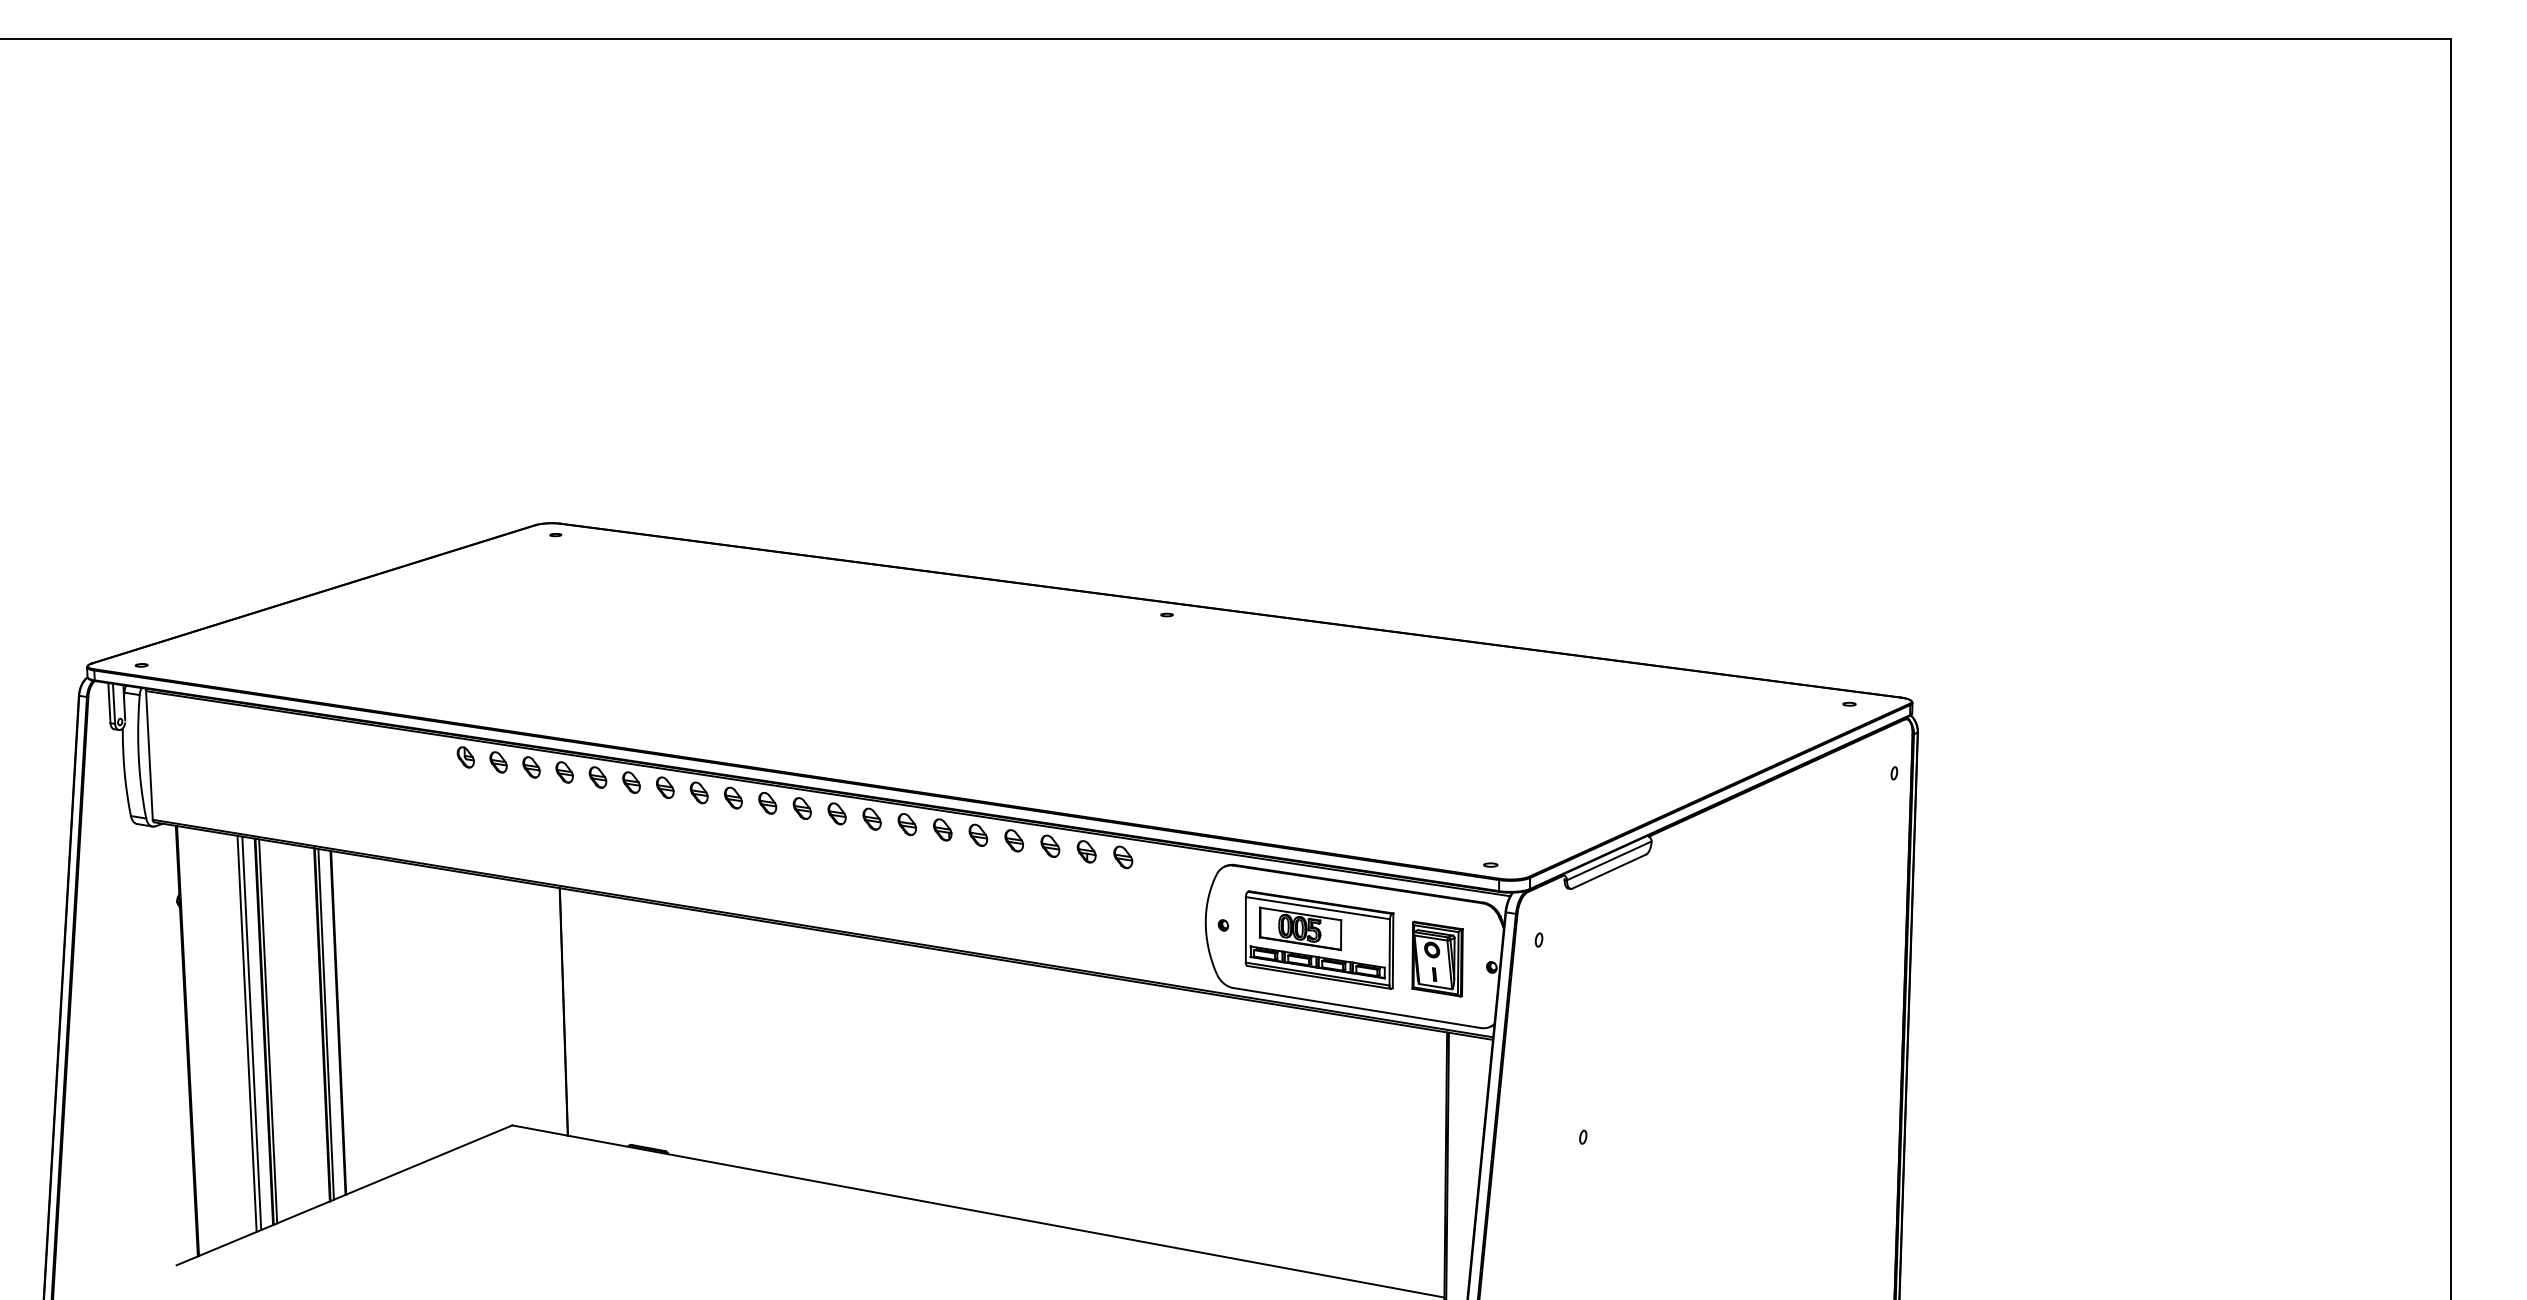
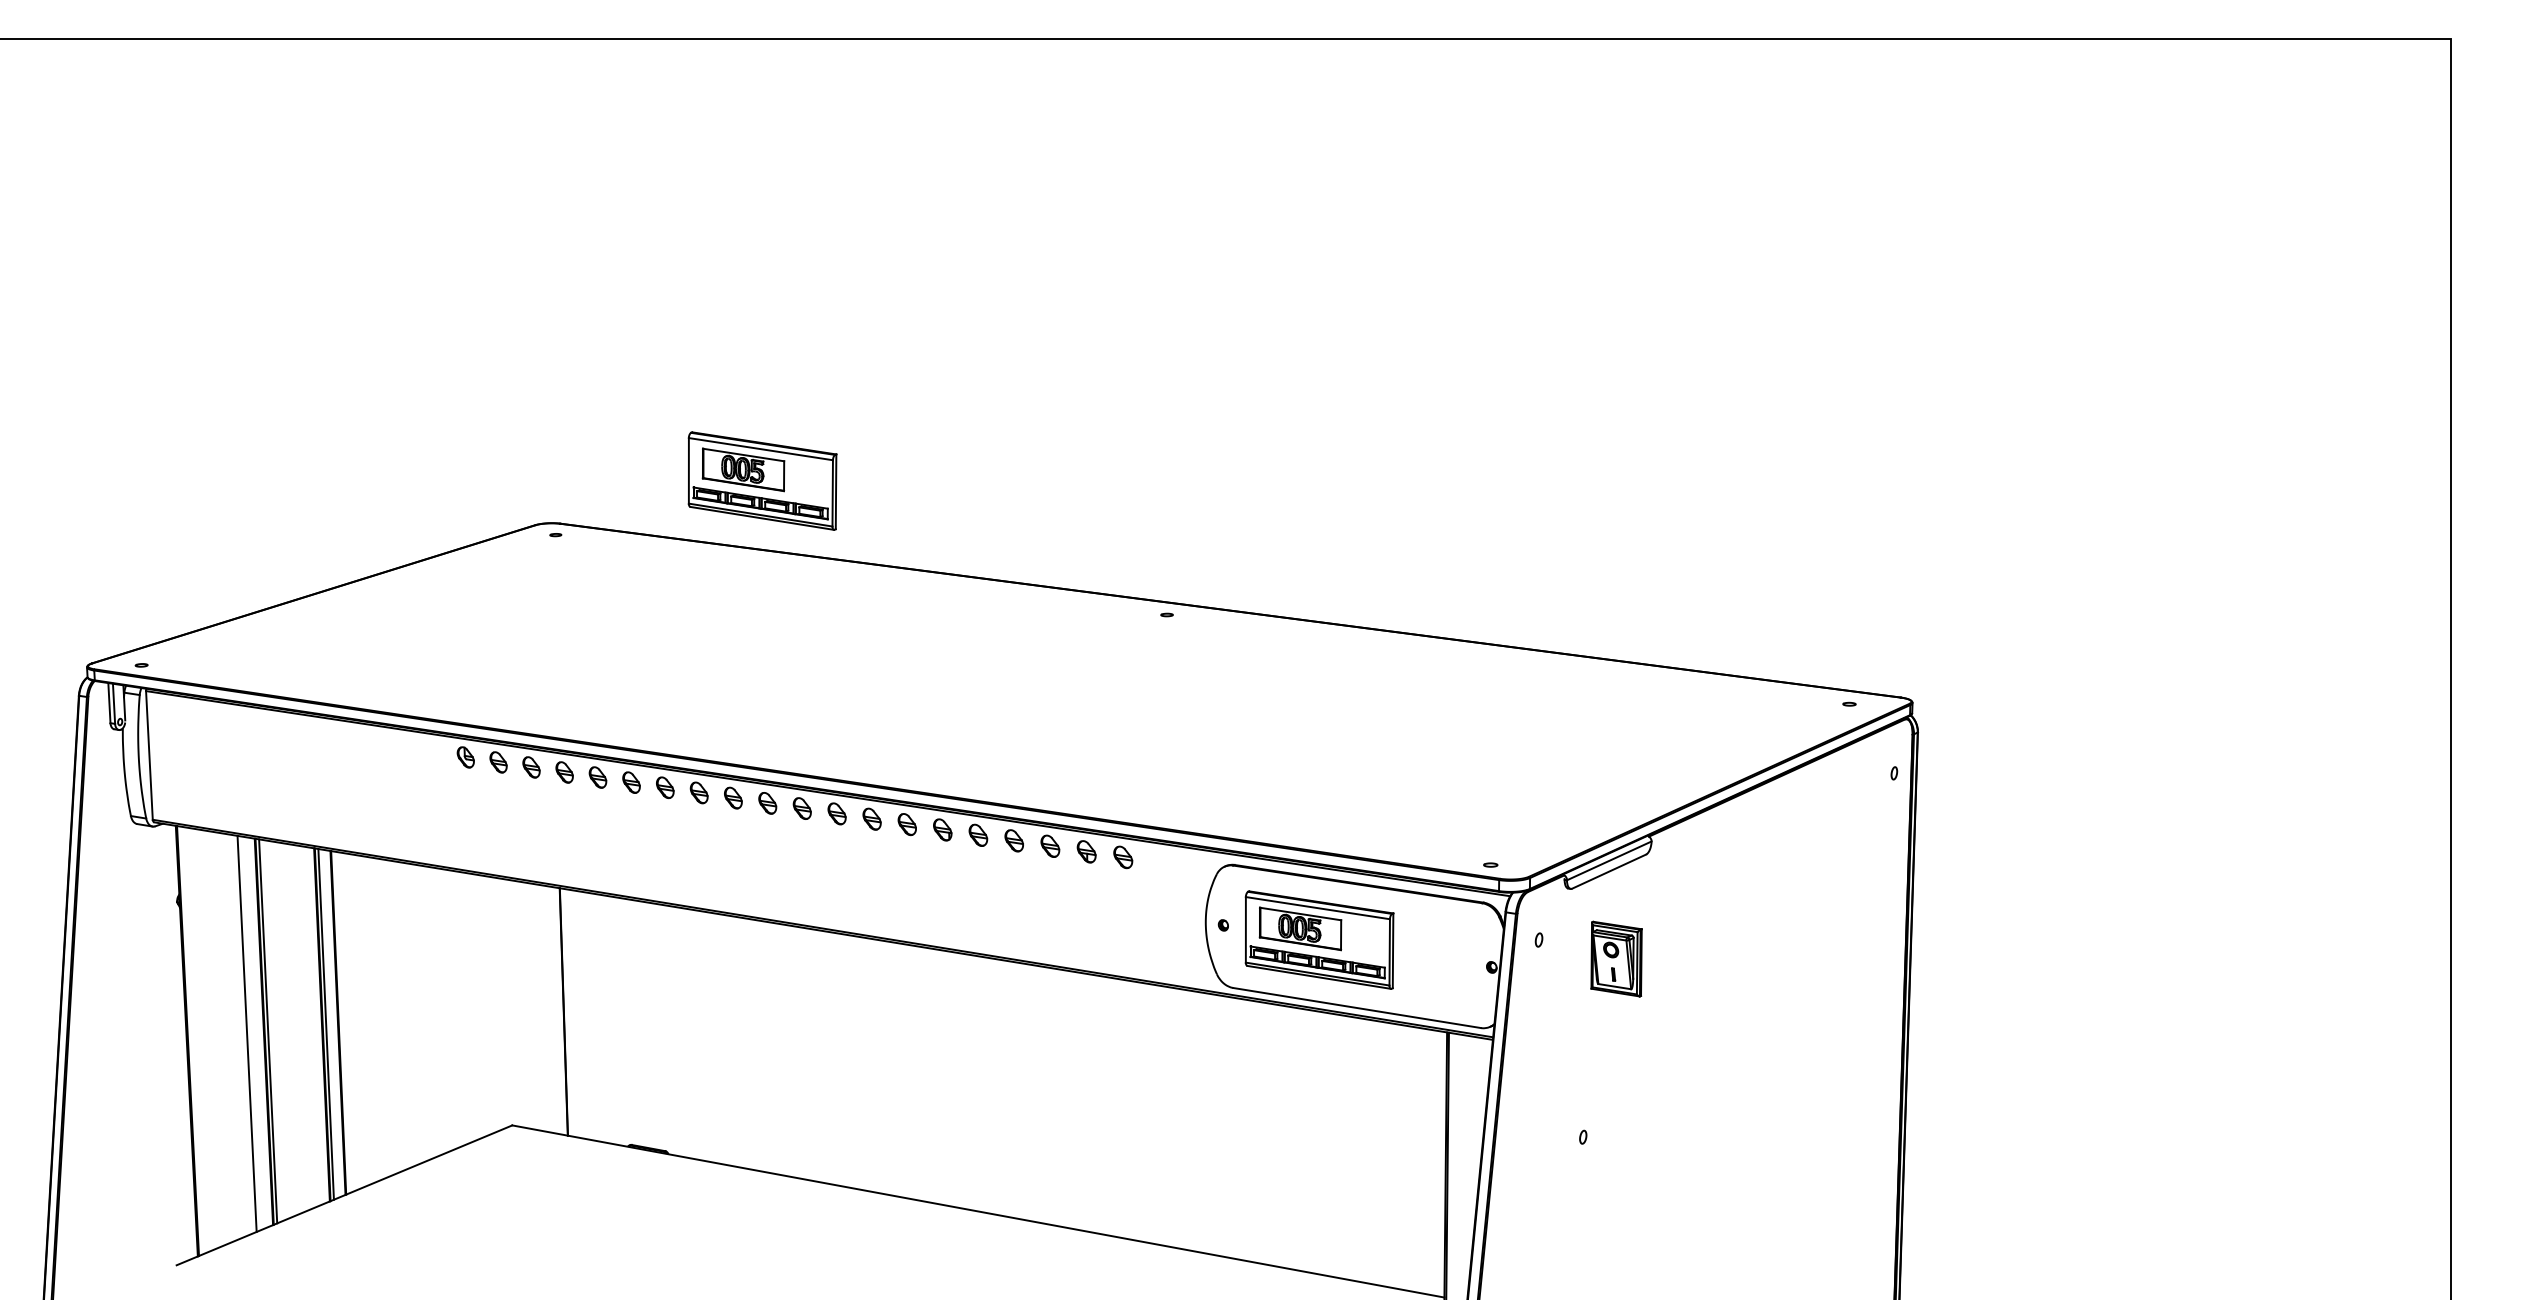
part: none -> present (762, 480)
part position: (1437, 958) -> (1616, 958) (1616, 958)
line: present -> none (251, 1033)
